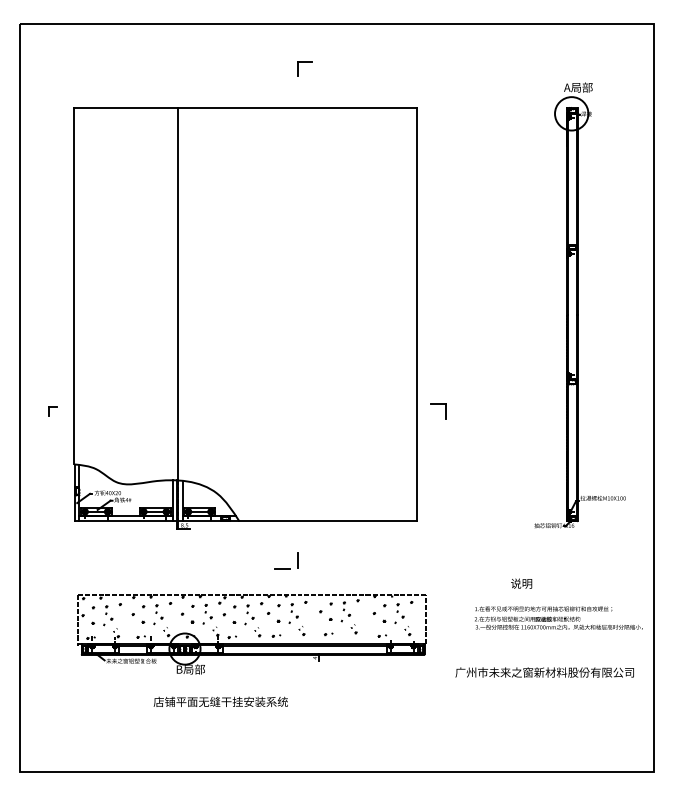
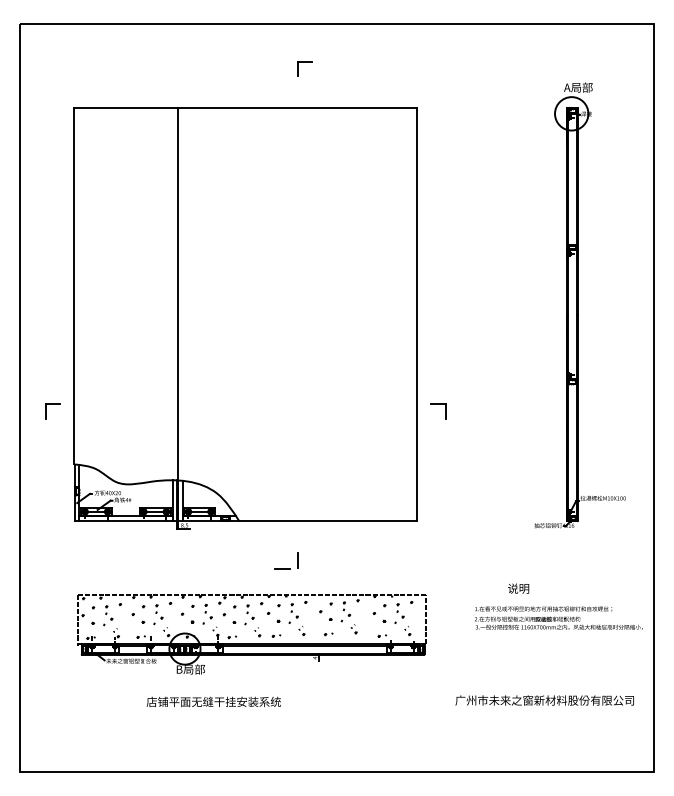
part size: 10x11 px -> 16x17 px (52, 411)
text position: (521, 583) -> (518, 588) (518, 588)
text position: (544, 672) -> (544, 700) (544, 700)
text position: (220, 701) -> (213, 701) (213, 701)
